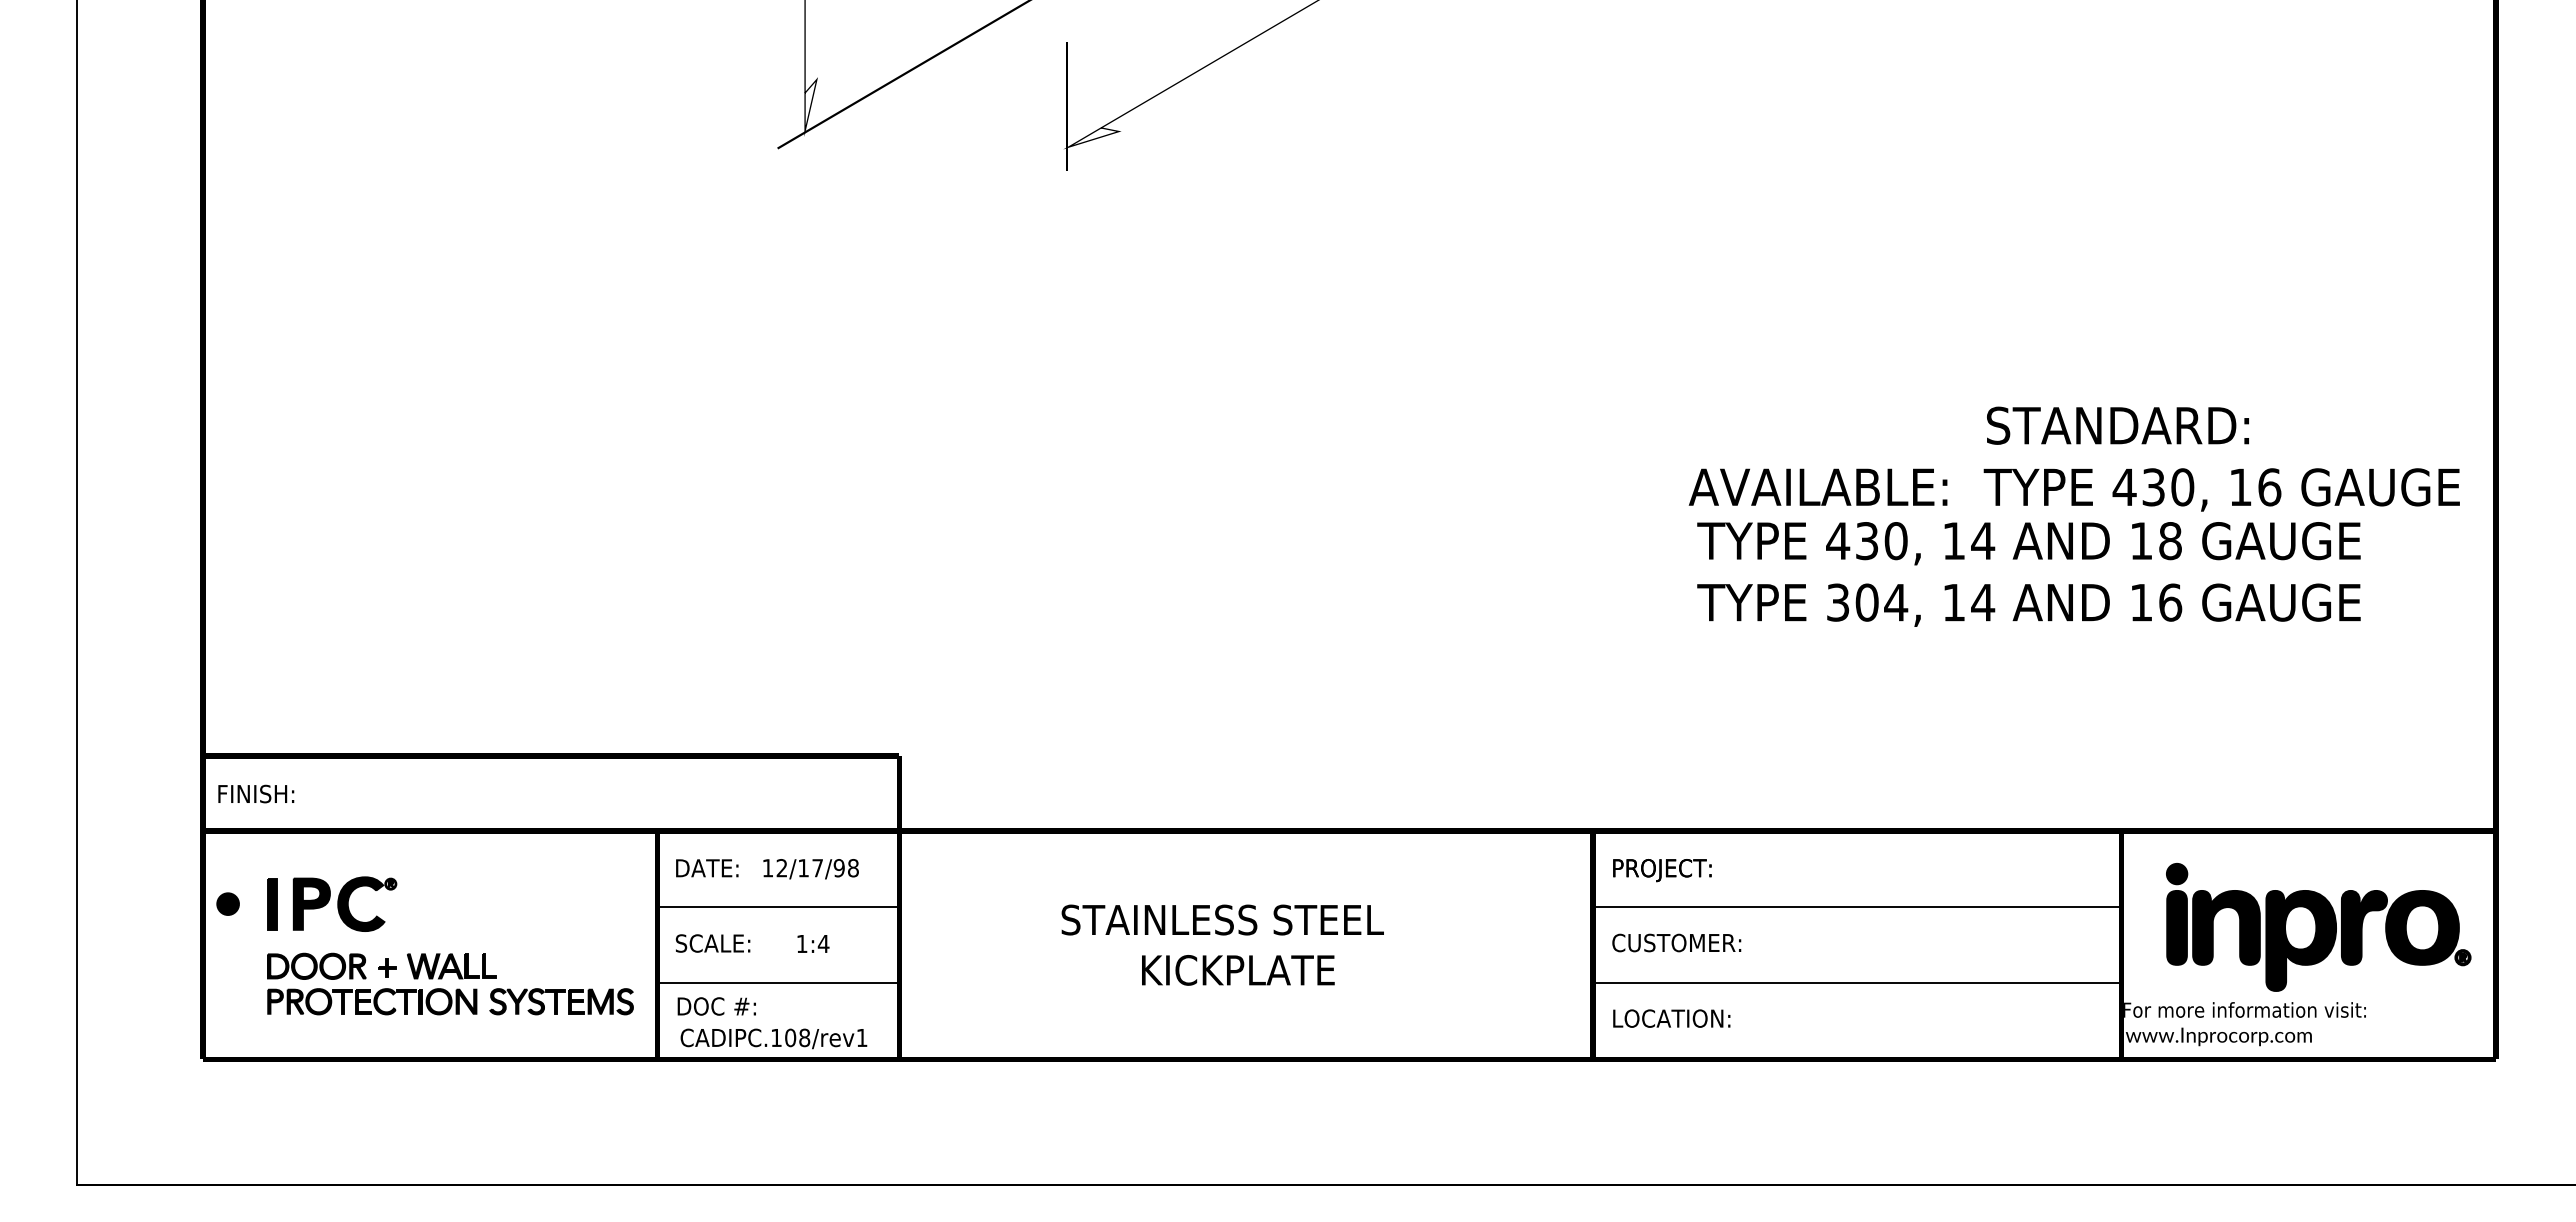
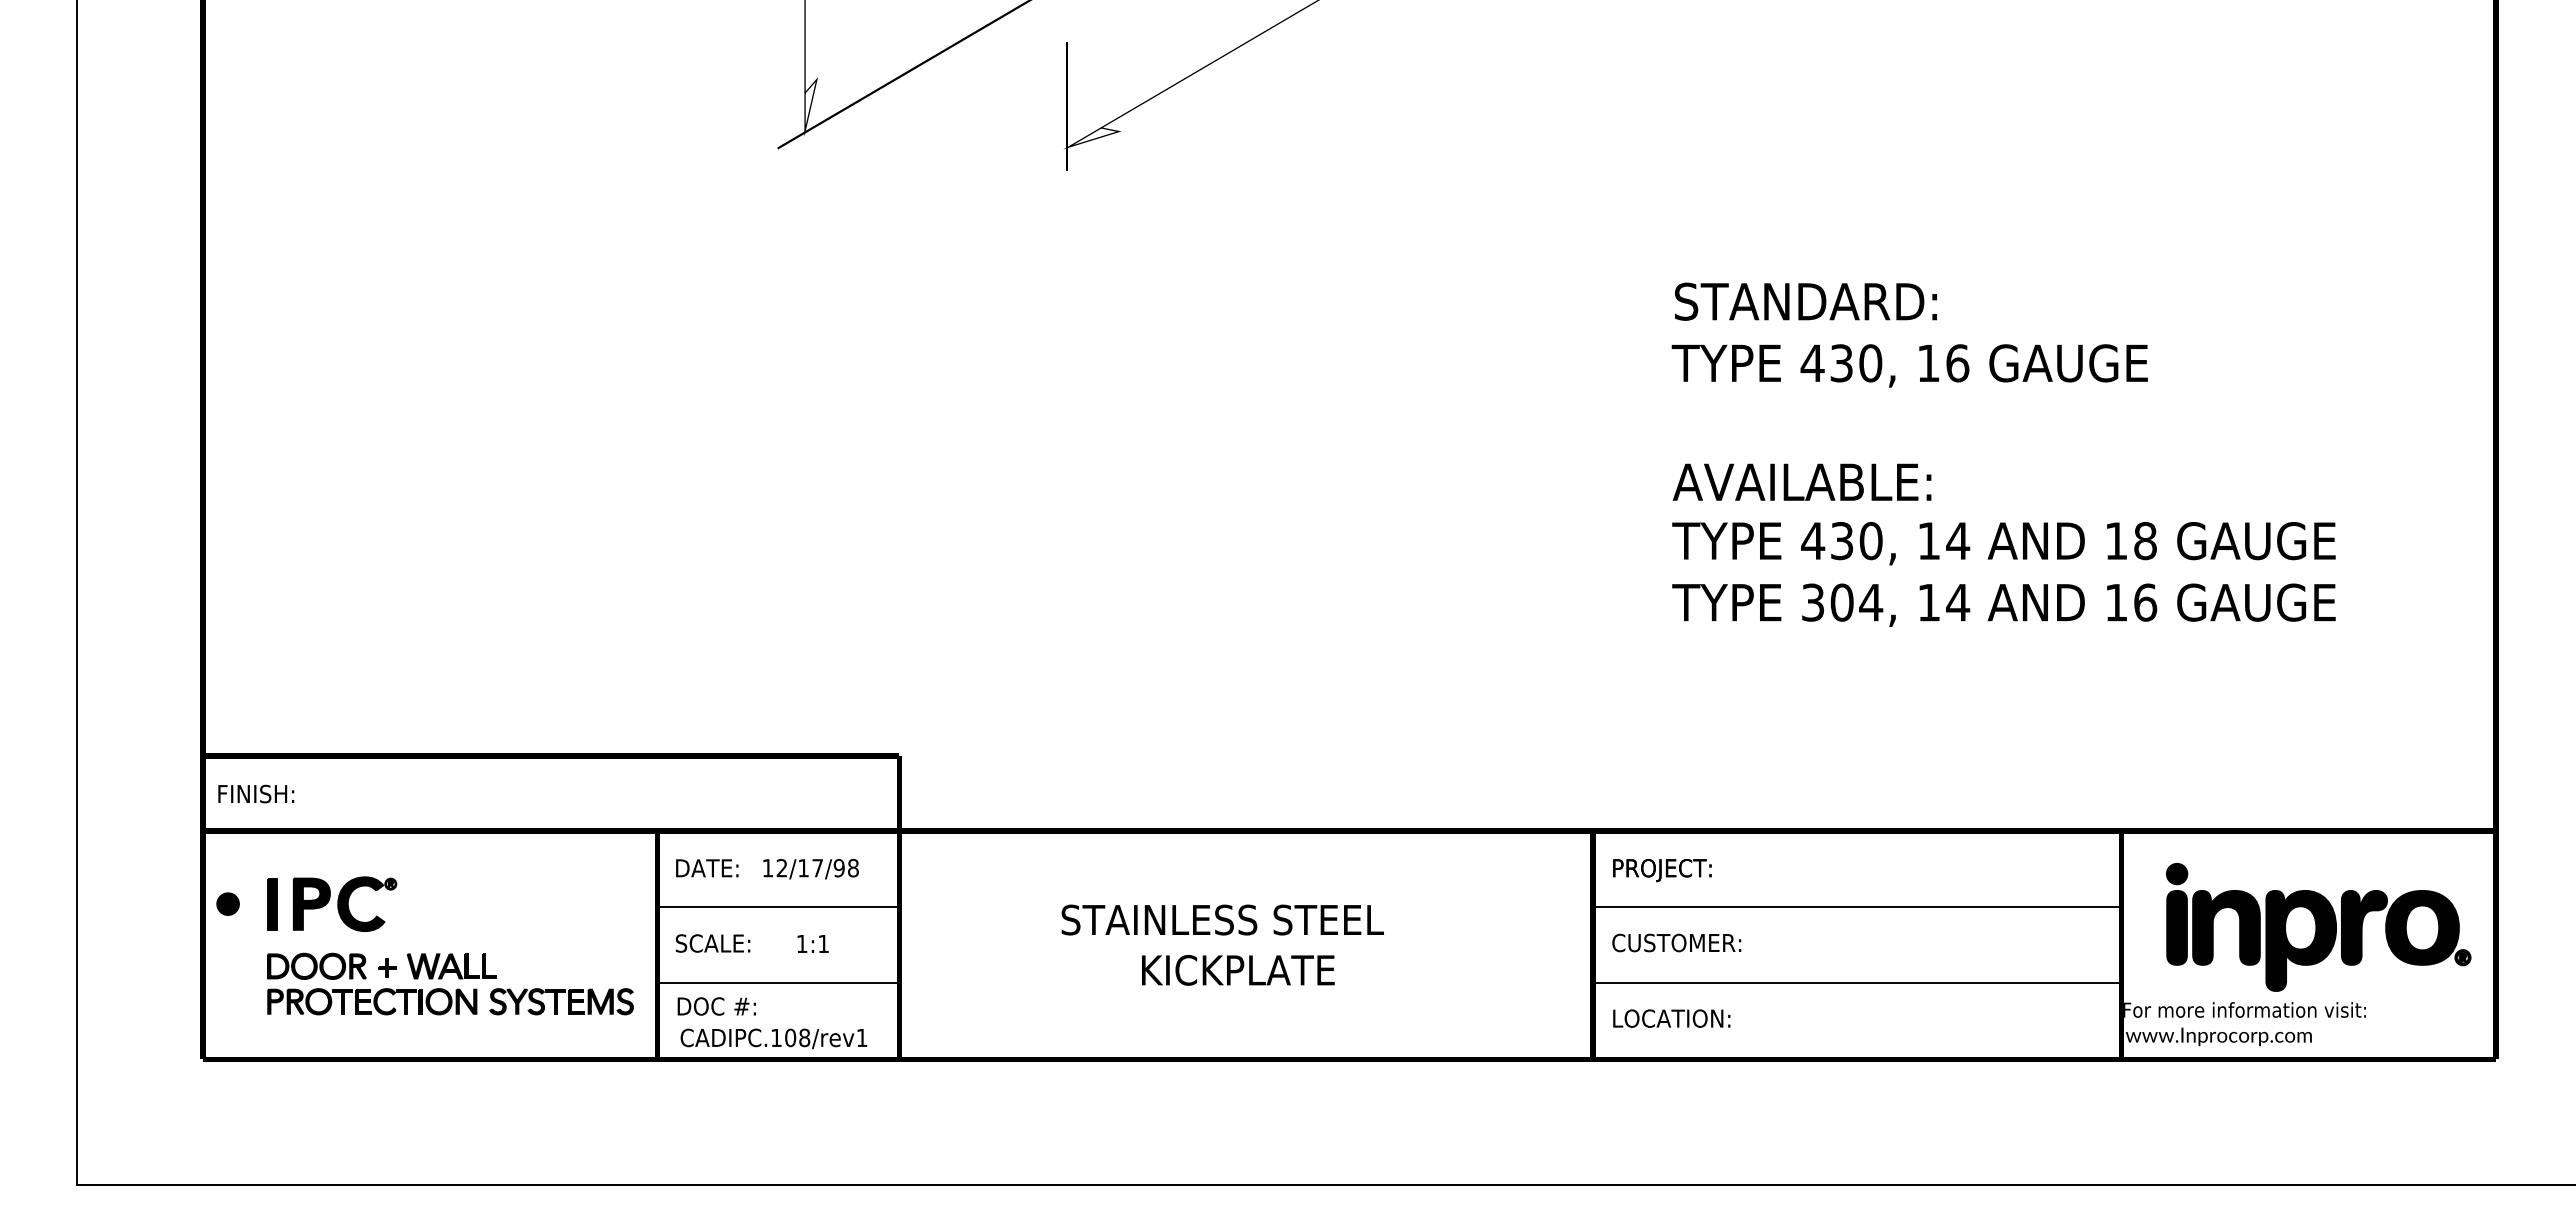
text position: (2221, 458) -> (1909, 334) (1909, 334)
text position: (1817, 486) -> (1801, 481) (1801, 481)
text position: (2028, 574) -> (2003, 574) (2003, 574)
text: 1:4 -> 1:1 (823, 943)
